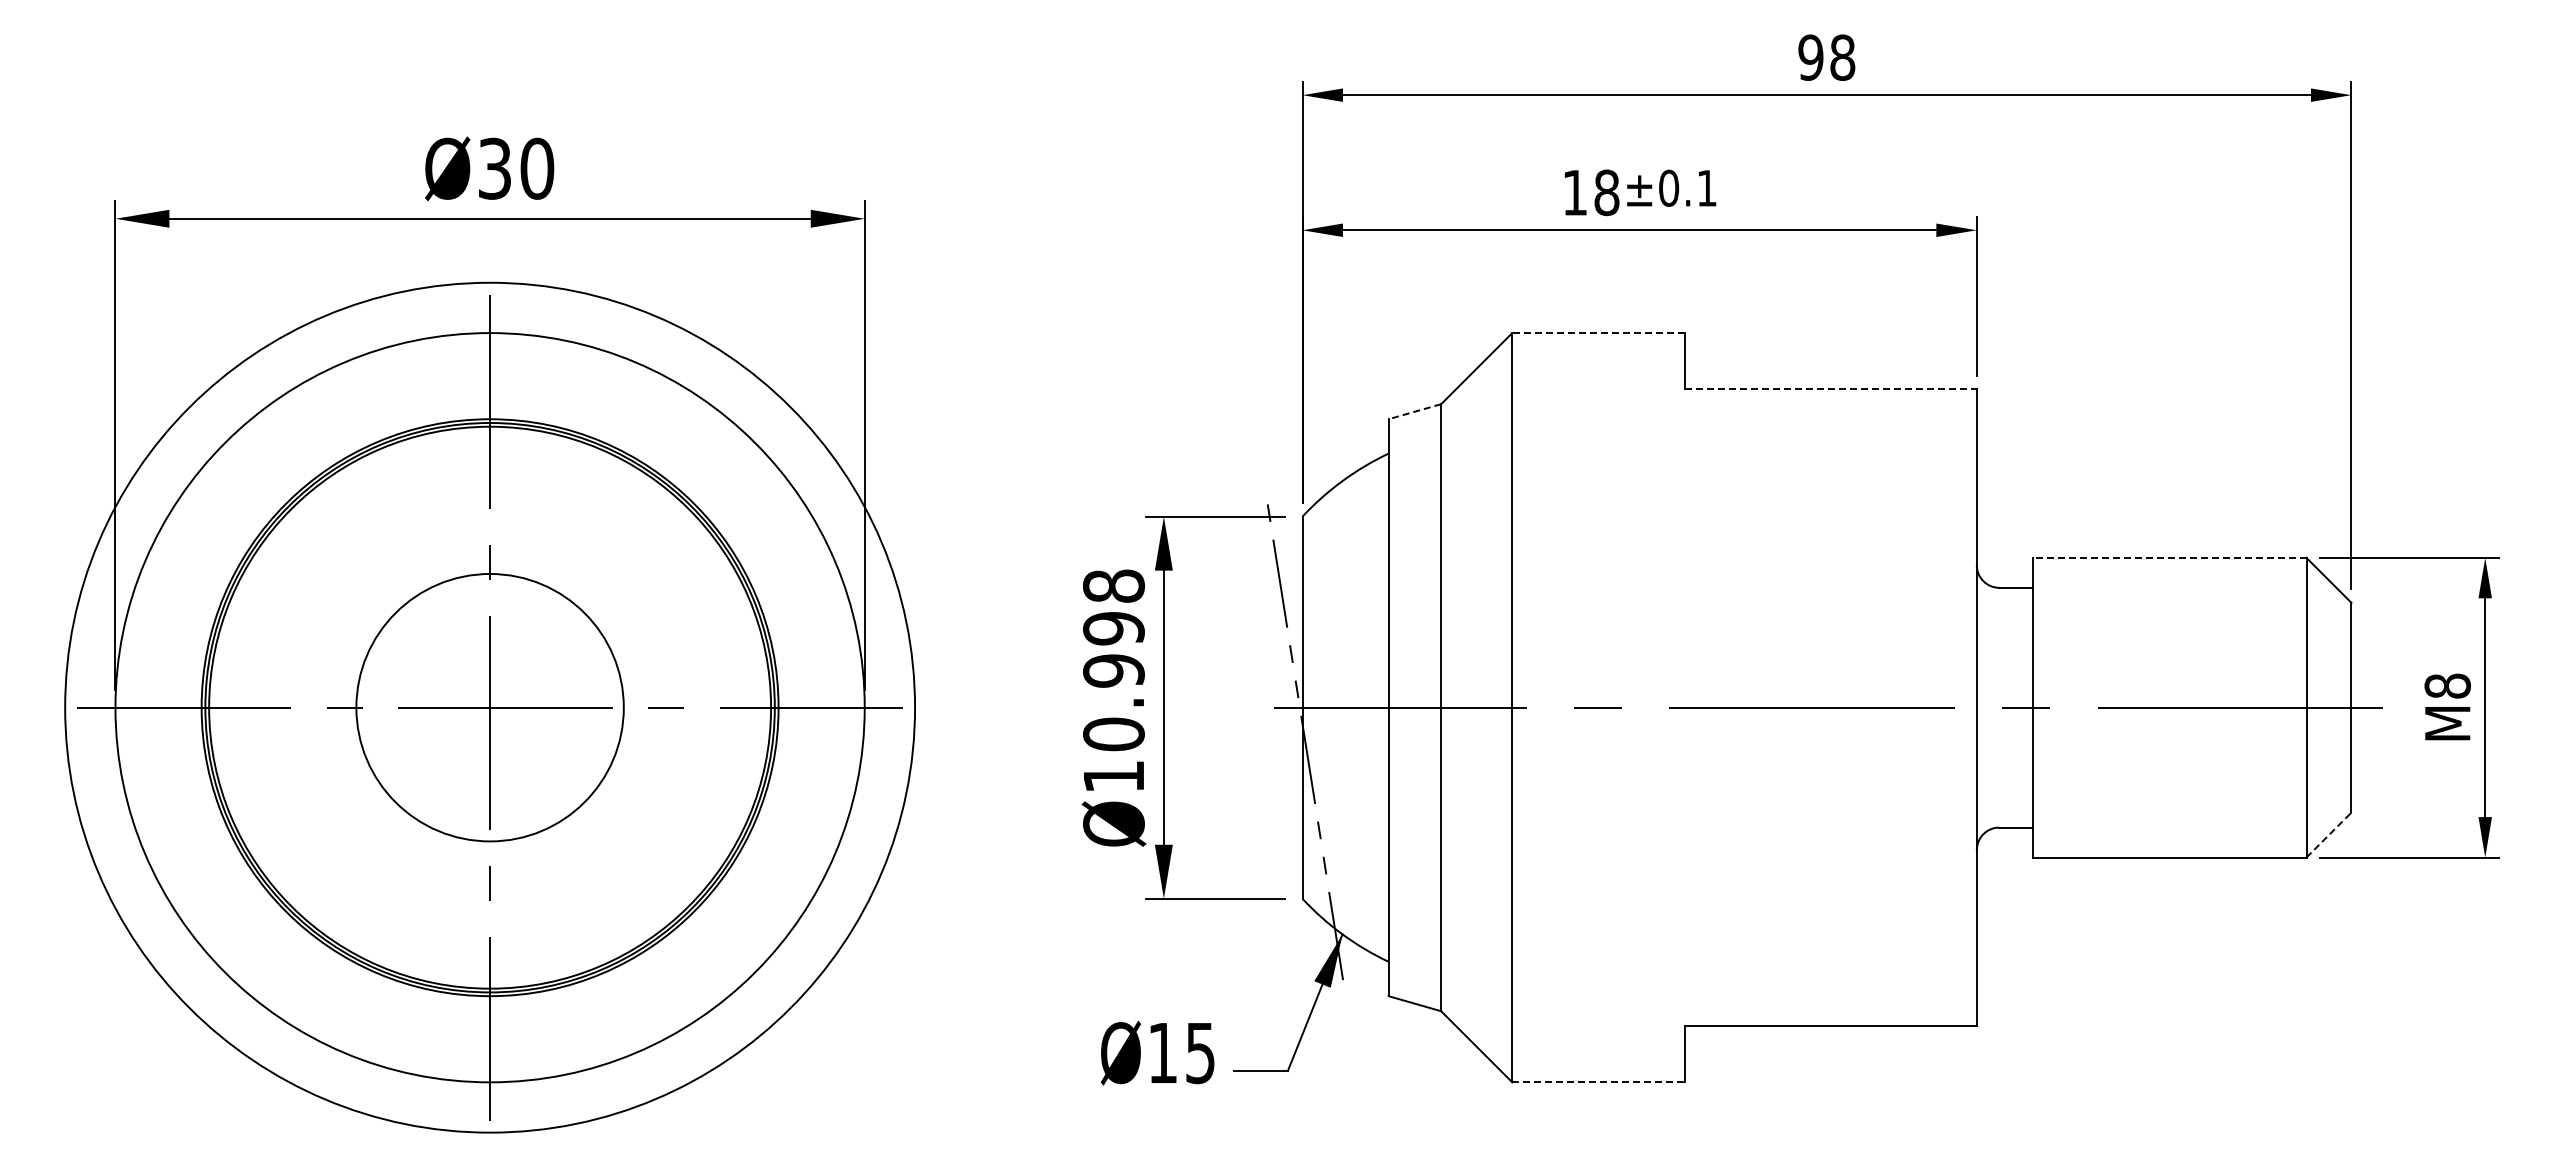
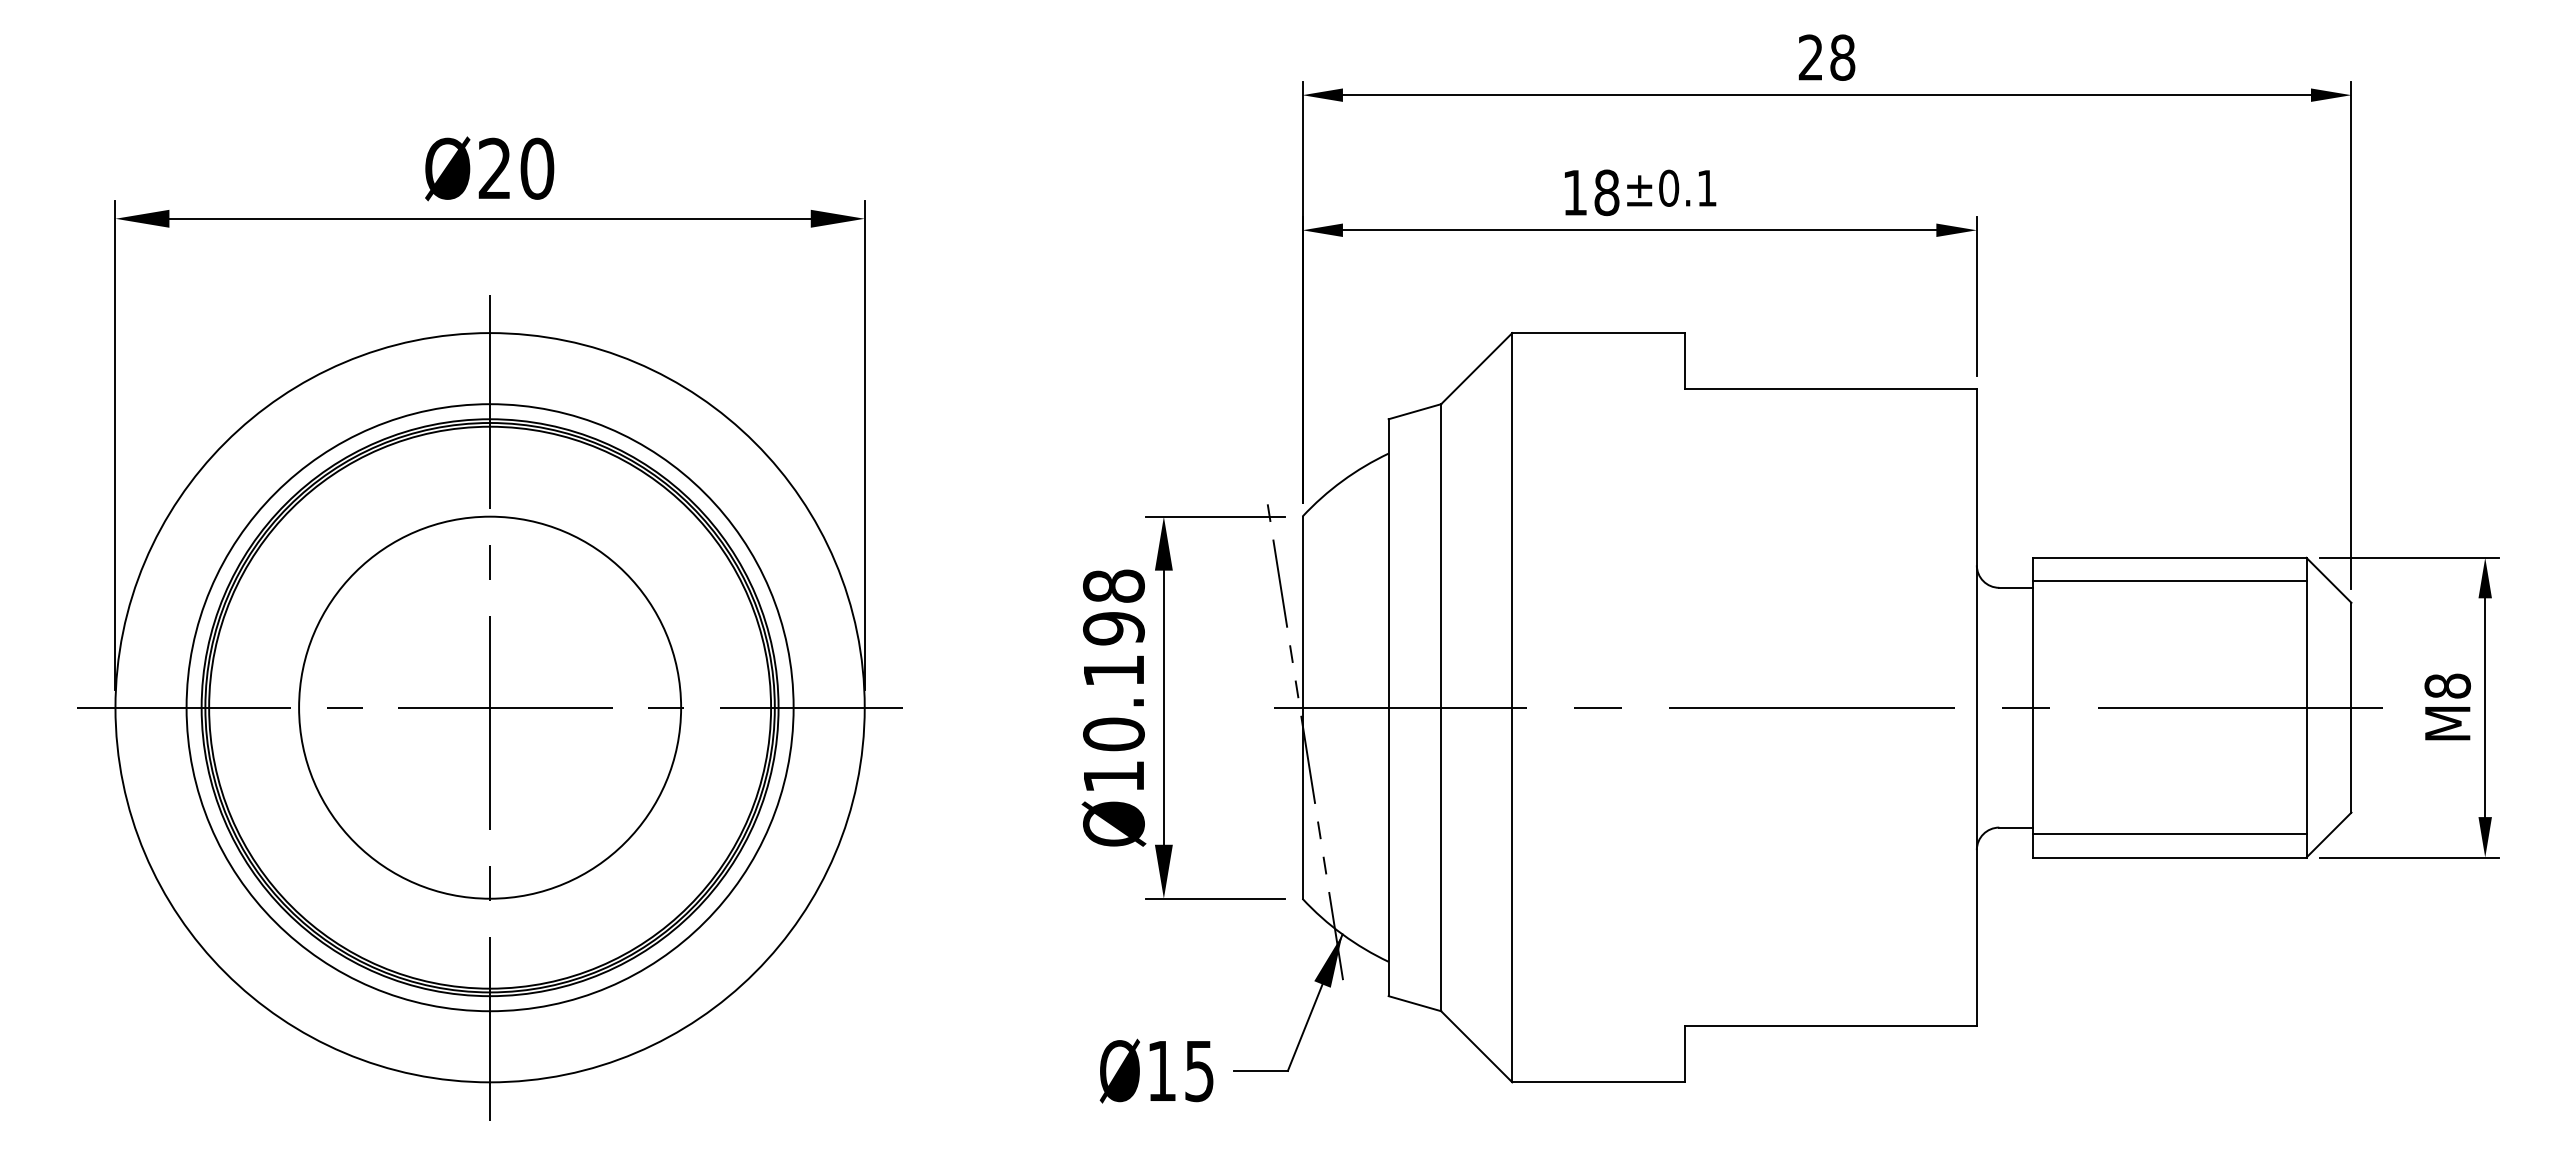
text: 98 -> 28 (1810, 57)
text: Ø30 -> Ø20 (494, 168)
line: dashed -> solid (1597, 333)
line: dashed -> solid (1831, 389)
line: dashed -> solid (1414, 411)
line: dashed -> solid (2169, 557)
line: none -> present (2169, 581)
text: Ø10.998 -> Ø10.198 (1113, 670)
circle diameter: 267 px -> 382 px (490, 707)
circle diameter: 850 px -> 607 px (489, 707)
line: none -> present (2169, 834)
line: dashed -> solid (2328, 835)
text position: (1157, 1052) -> (1156, 1070) (1156, 1070)
line: dashed -> solid (1598, 1082)
